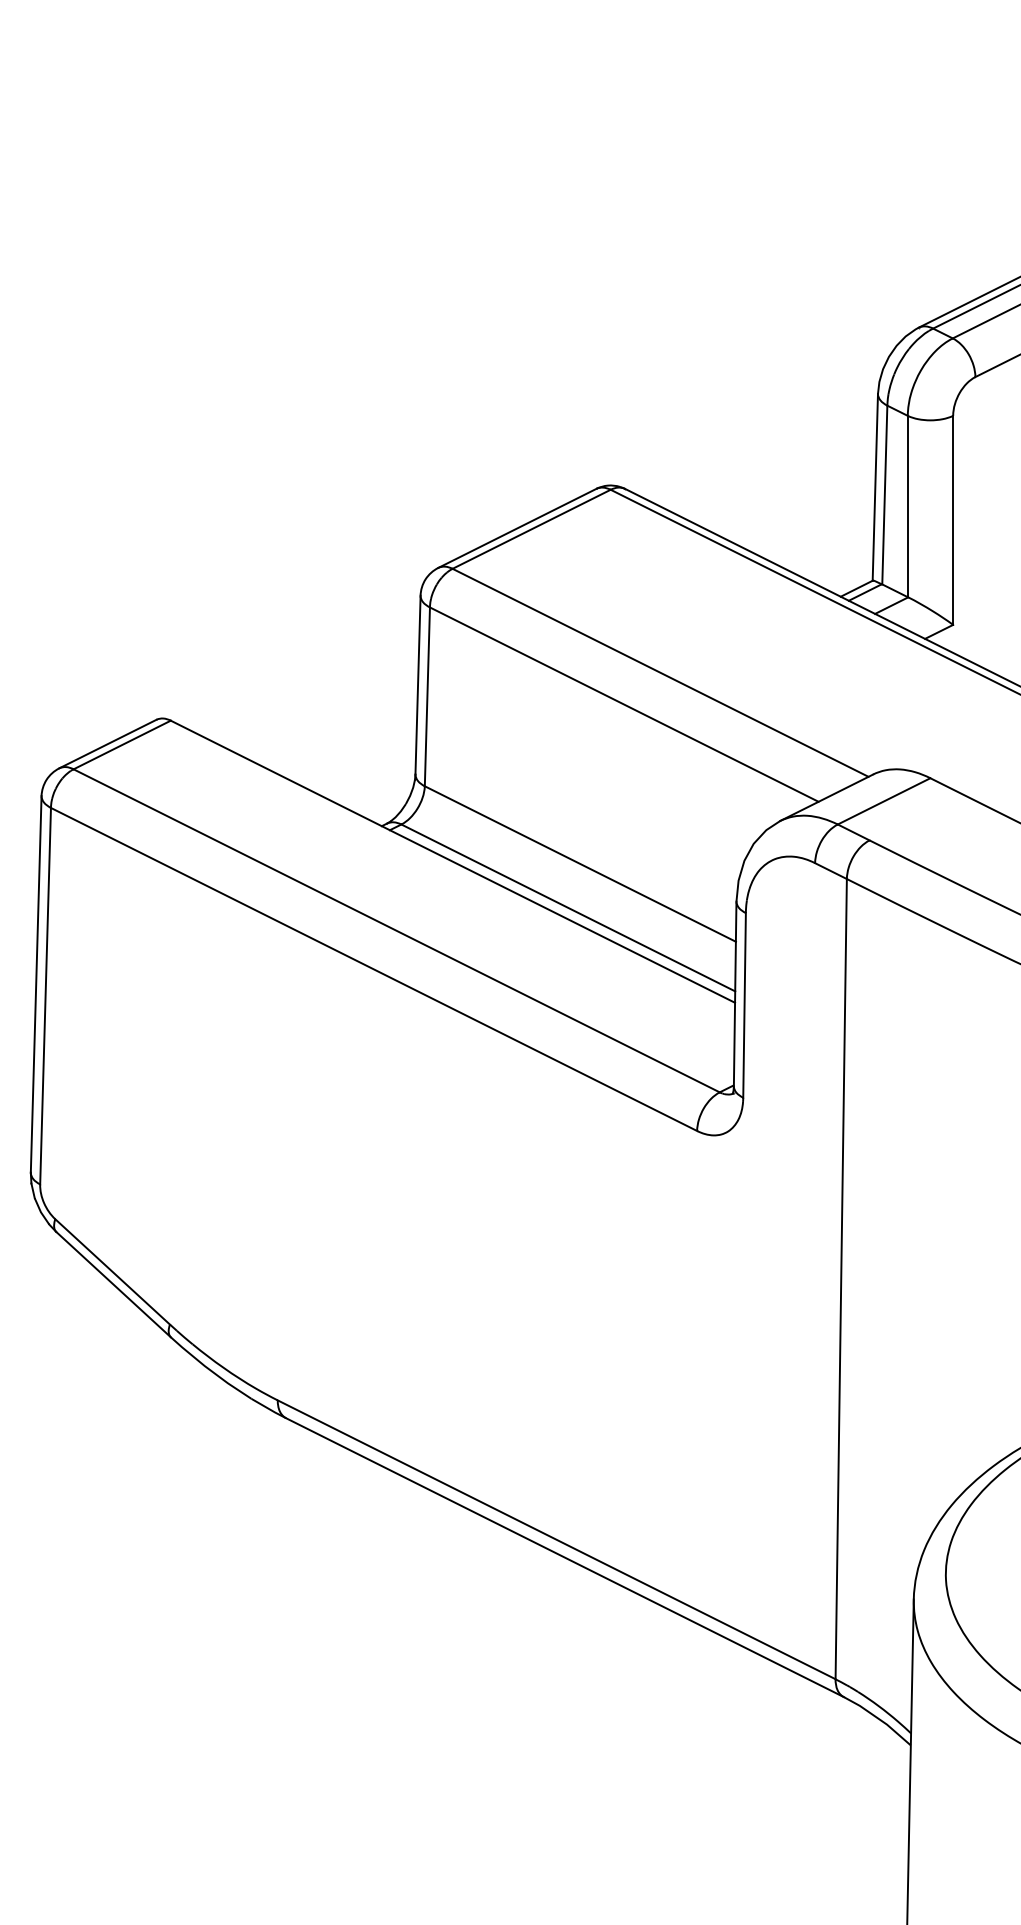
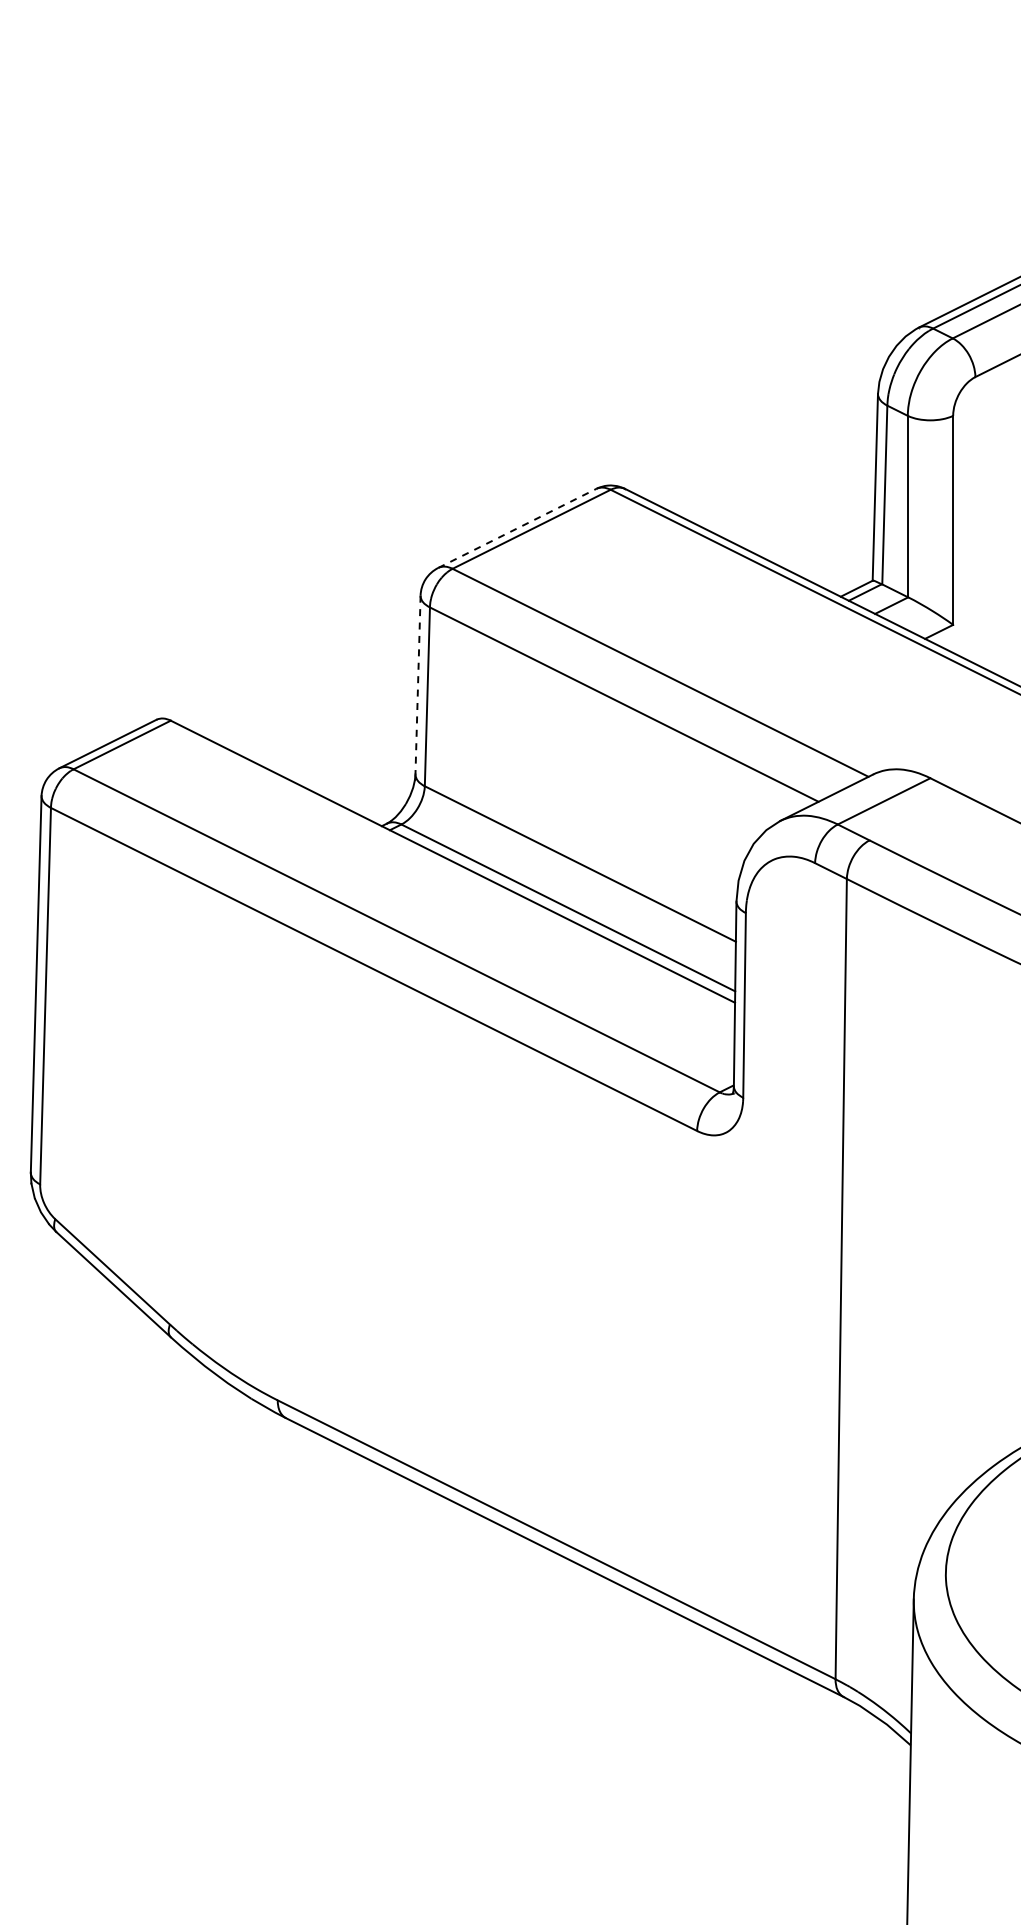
line: solid -> dashed (517, 528)
line: solid -> dashed (418, 685)
